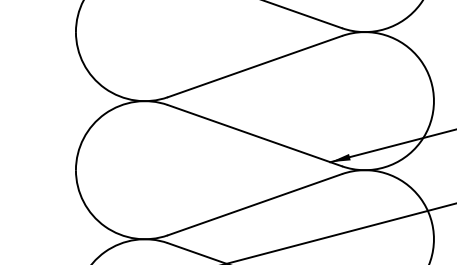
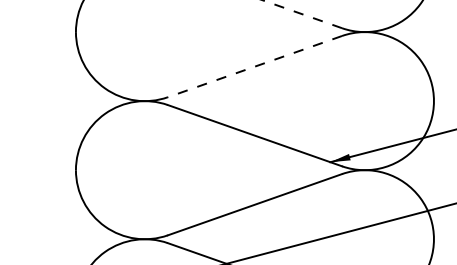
line: solid -> dashed (301, 13)
line: solid -> dashed (254, 66)
